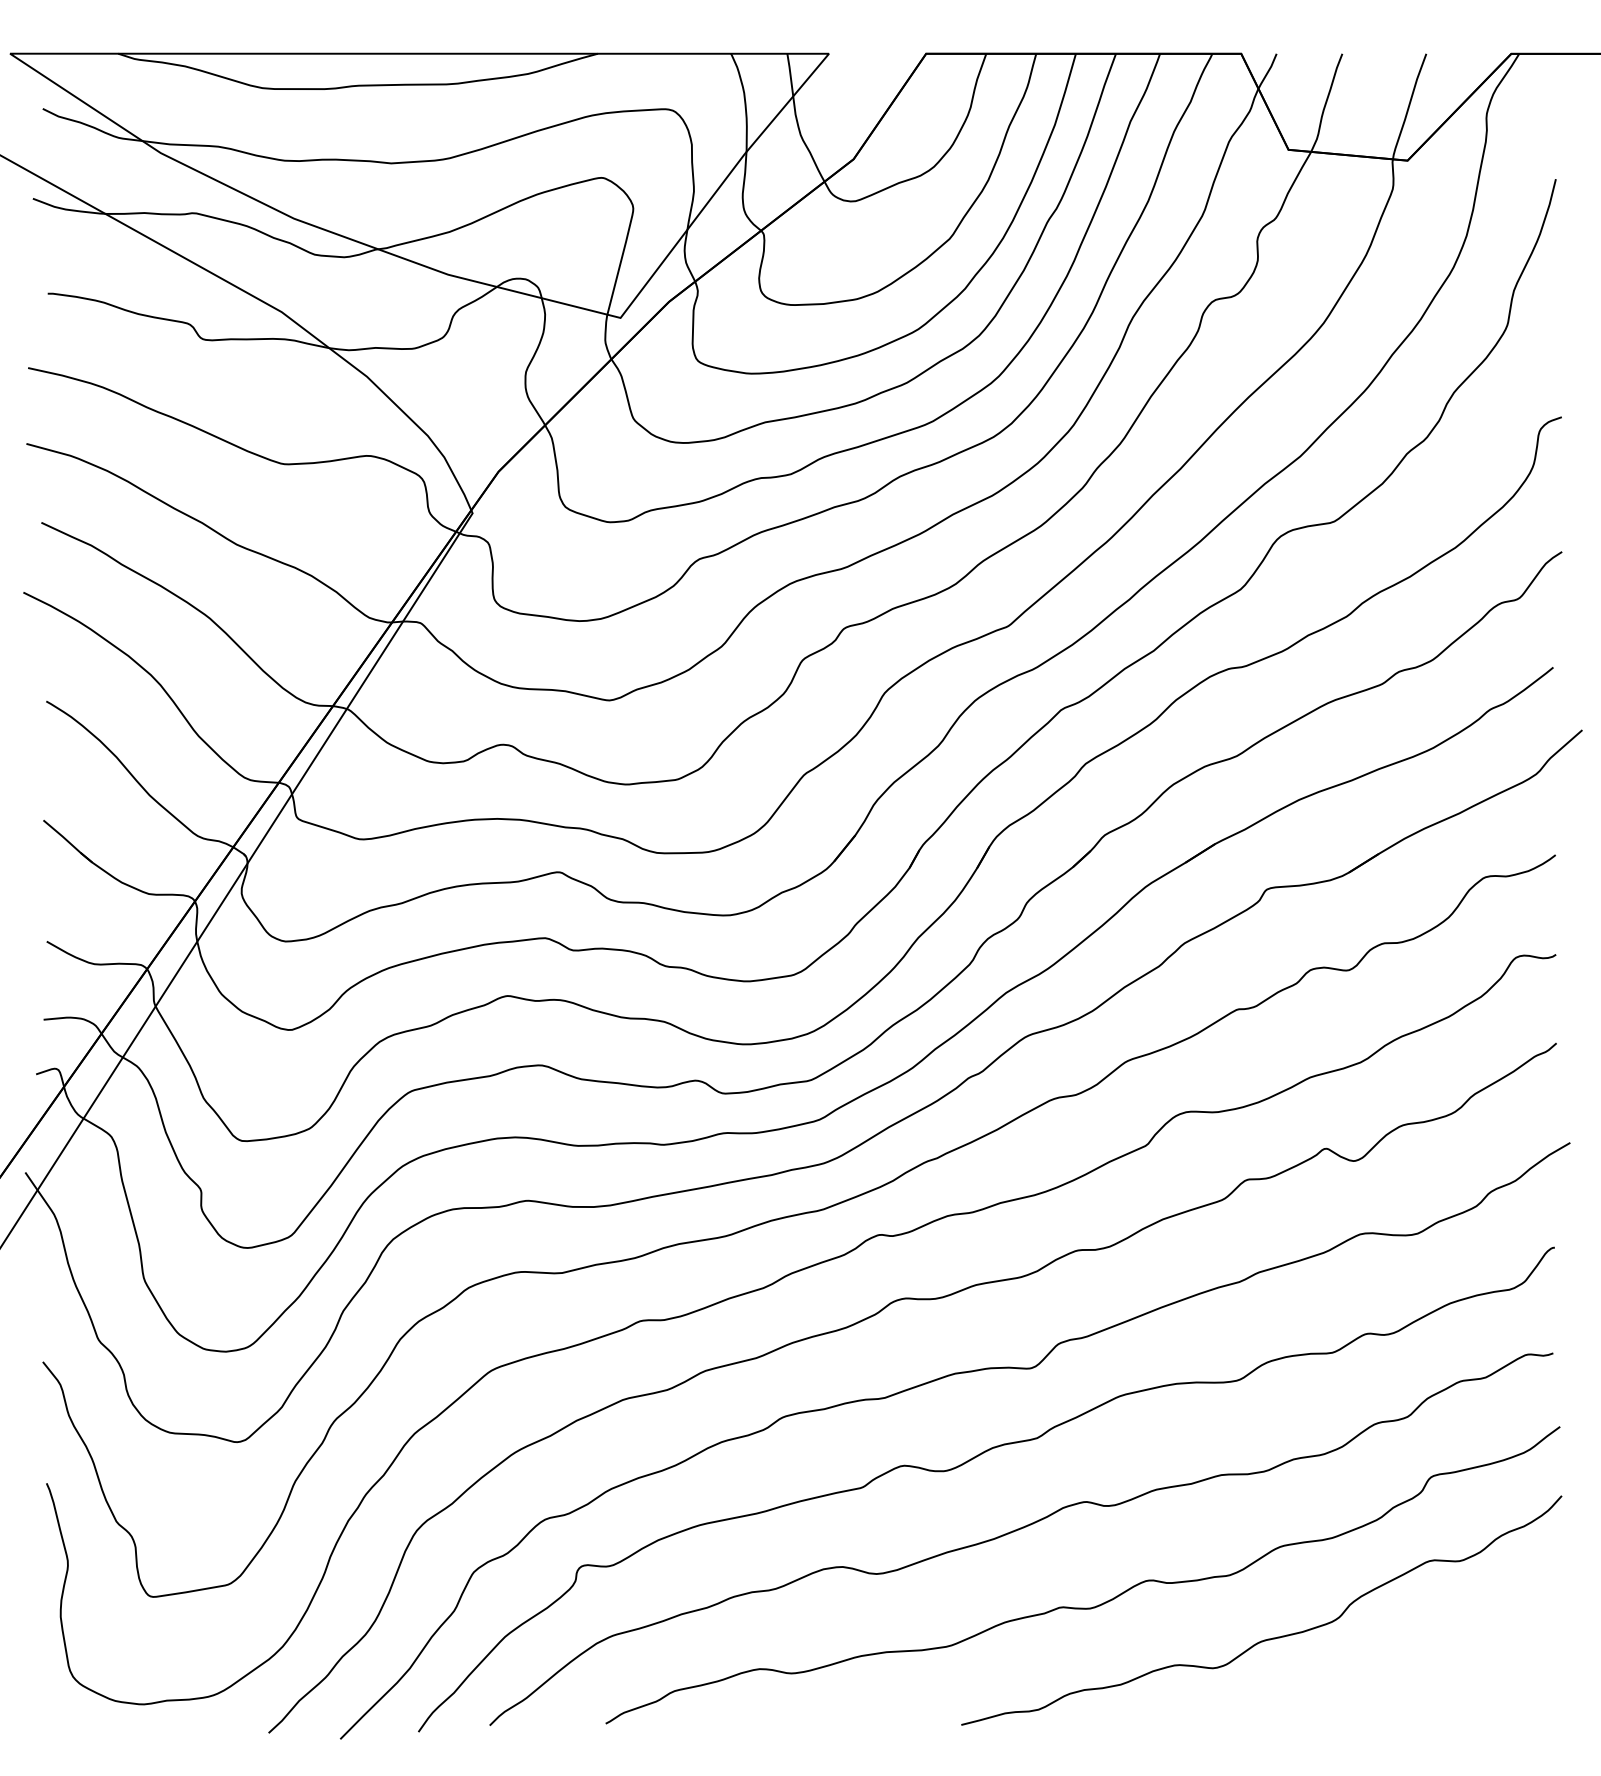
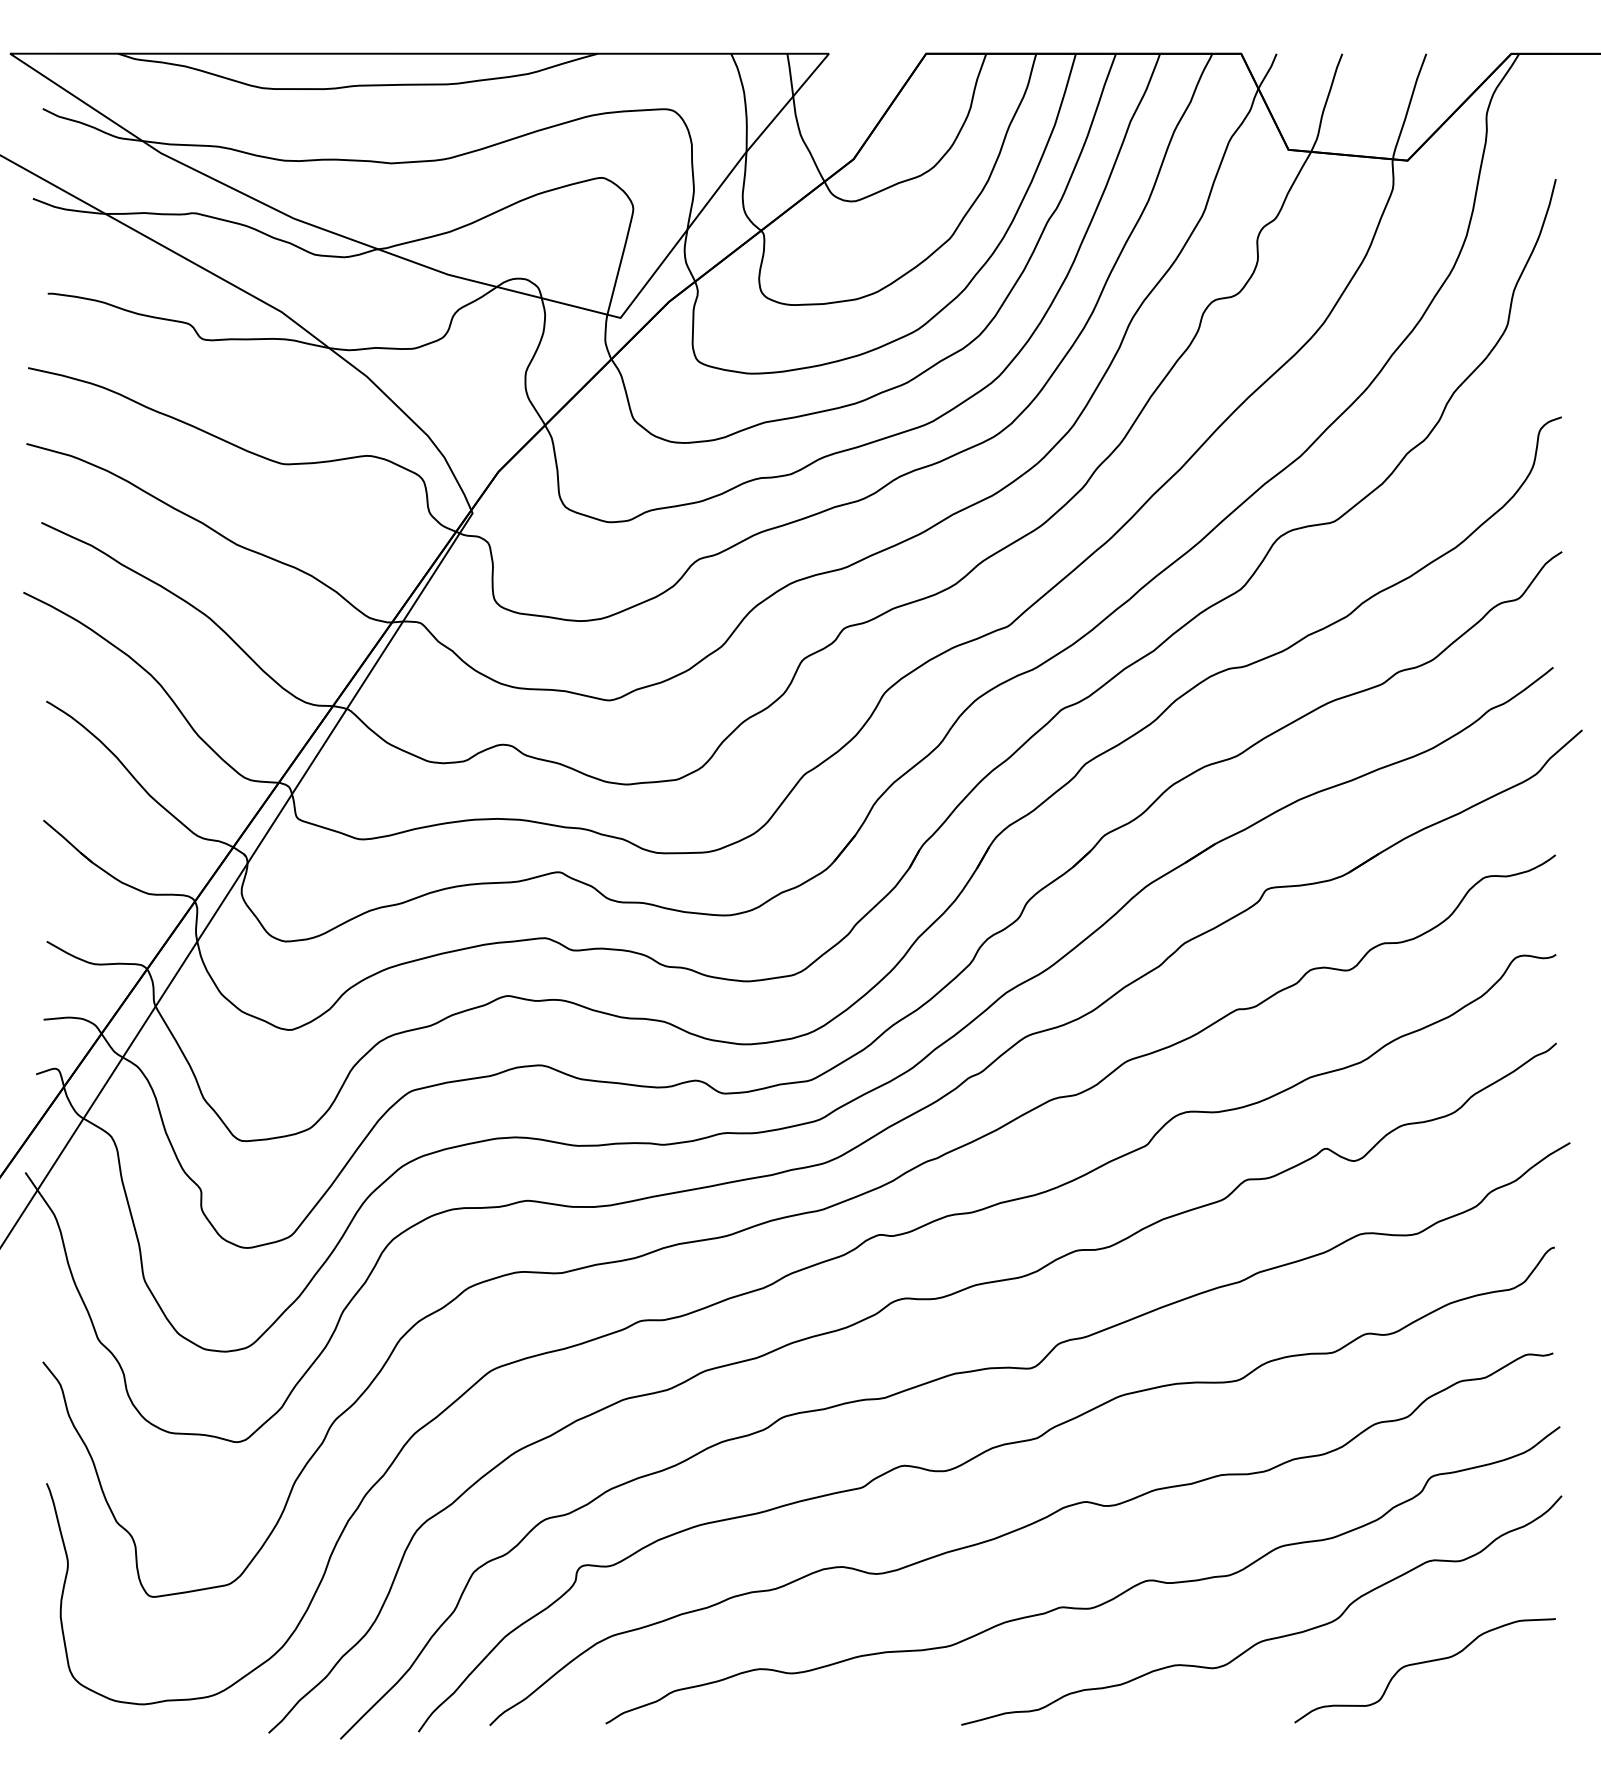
curve: none -> present (1424, 1663)
